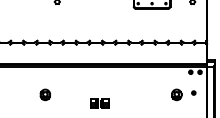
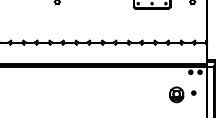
part: present -> none (44, 94)
part size: 12x14 px -> 16x18 px (176, 94)
part: present -> none (99, 103)
